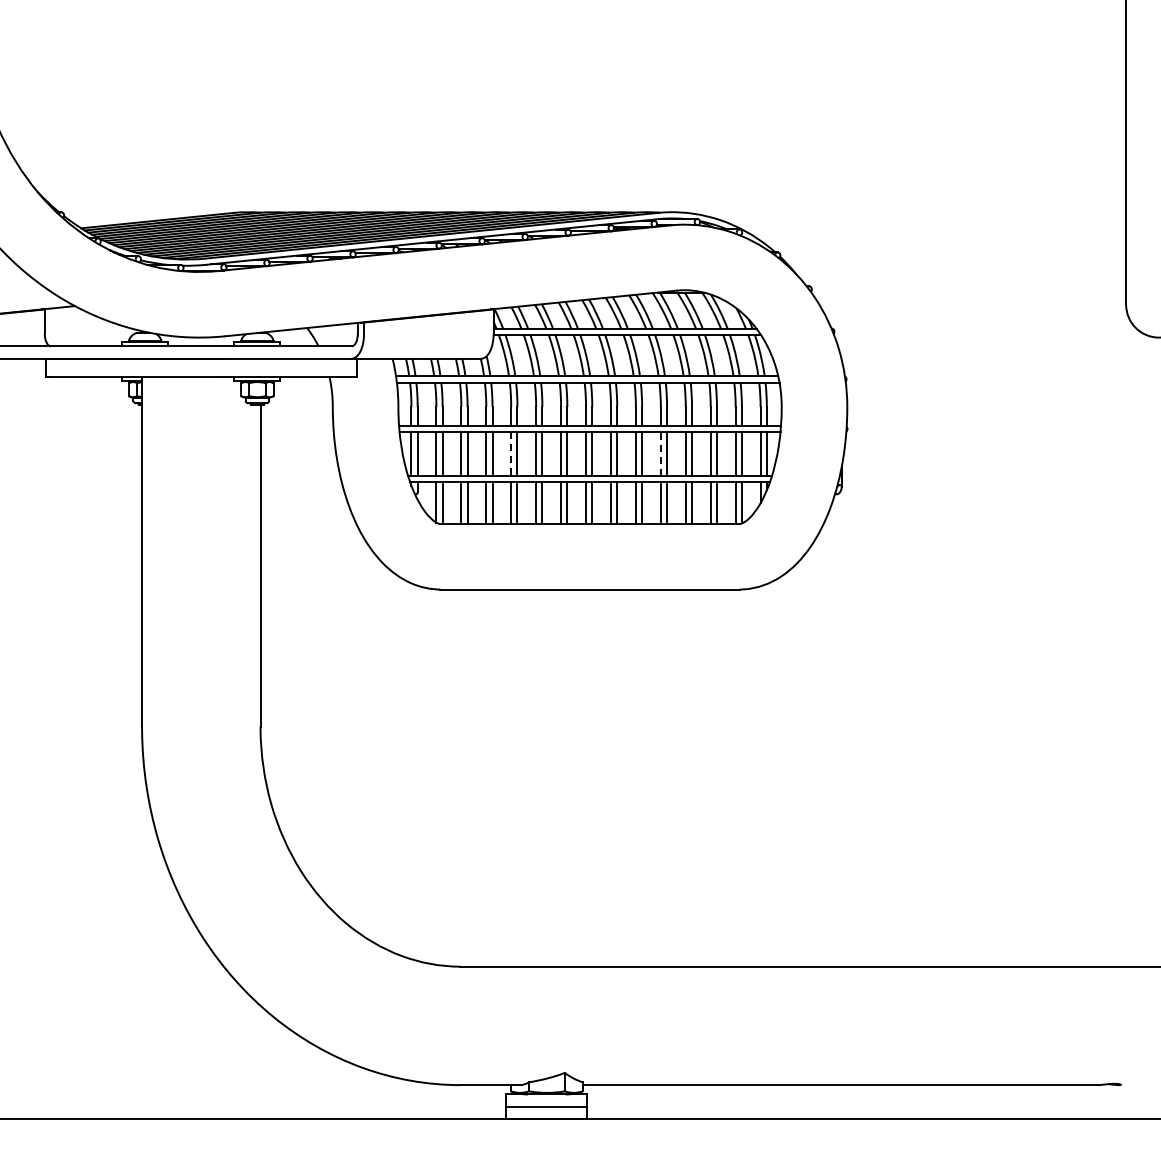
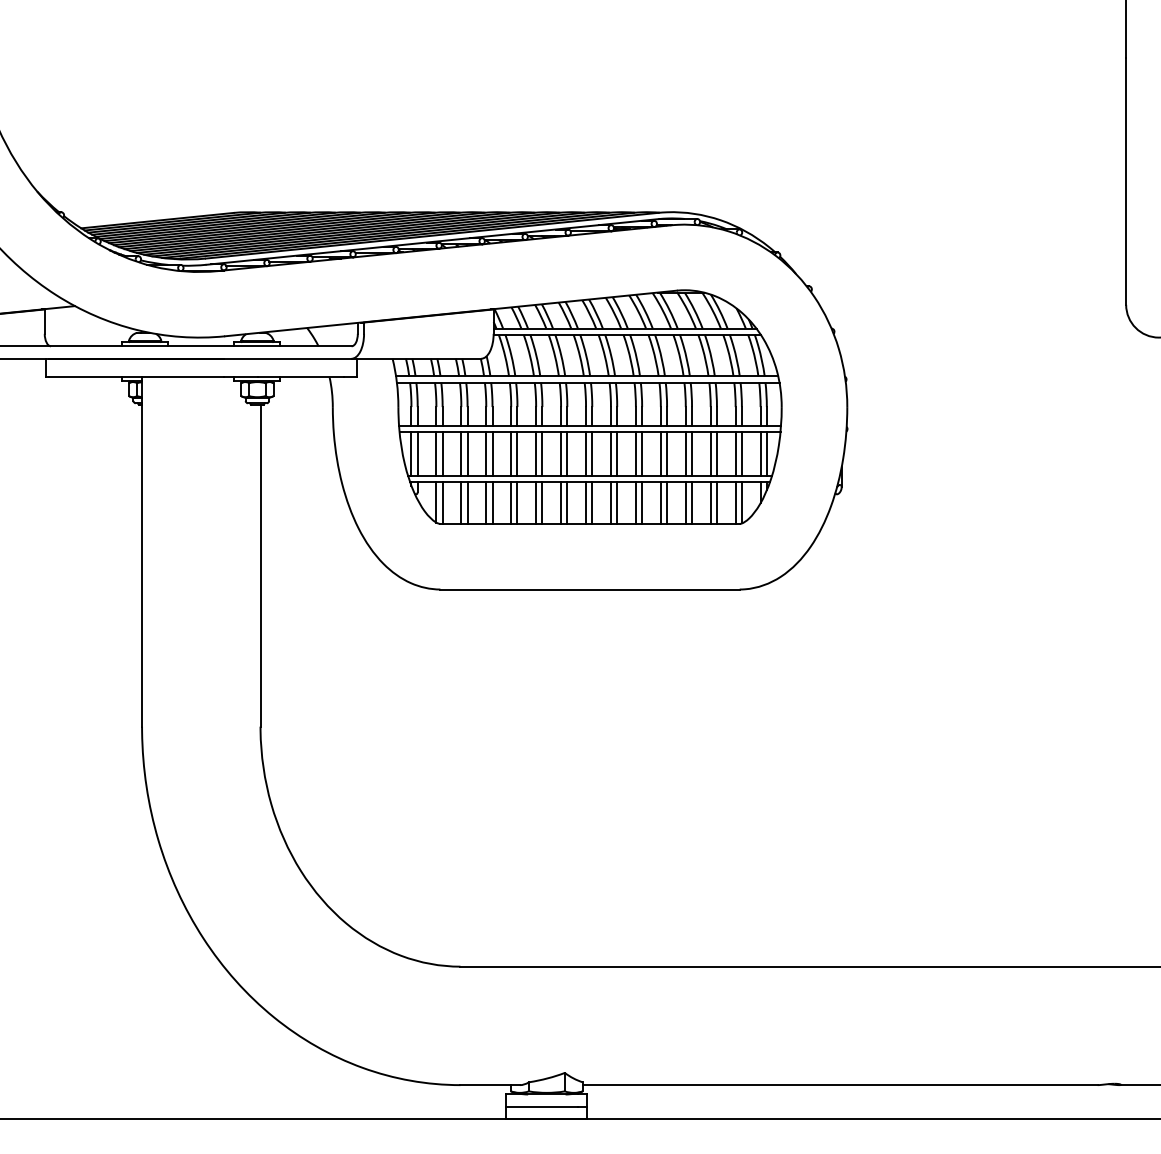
line: dashed -> solid (511, 454)
line: dashed -> solid (660, 454)
line: none -> present (1138, 1085)
